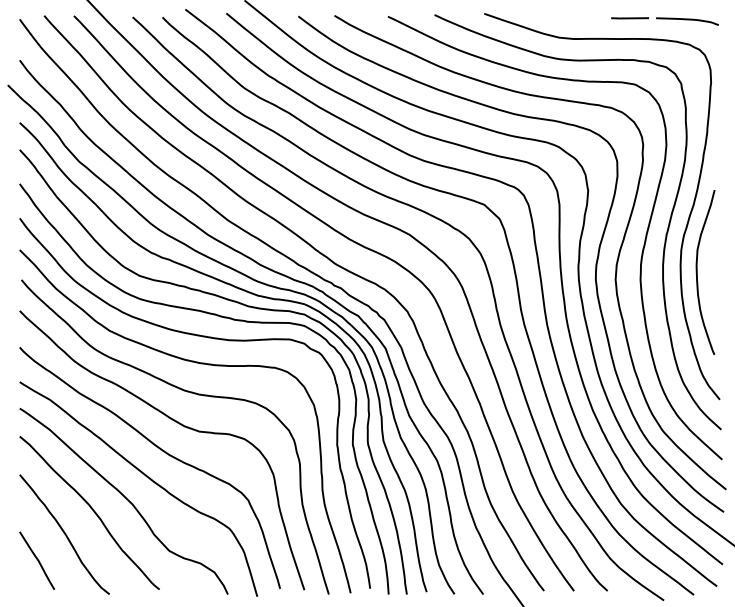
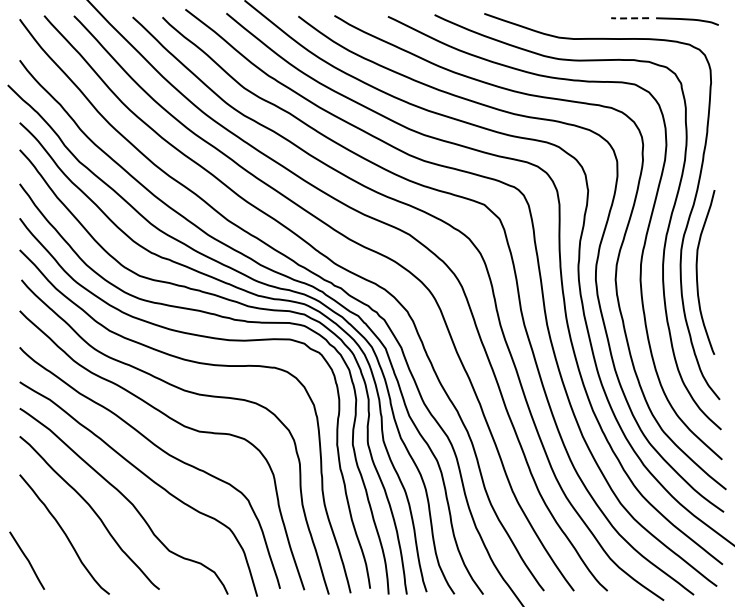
line: solid -> dashed (629, 18)
curve position: (37, 560) -> (27, 560) (27, 560)
